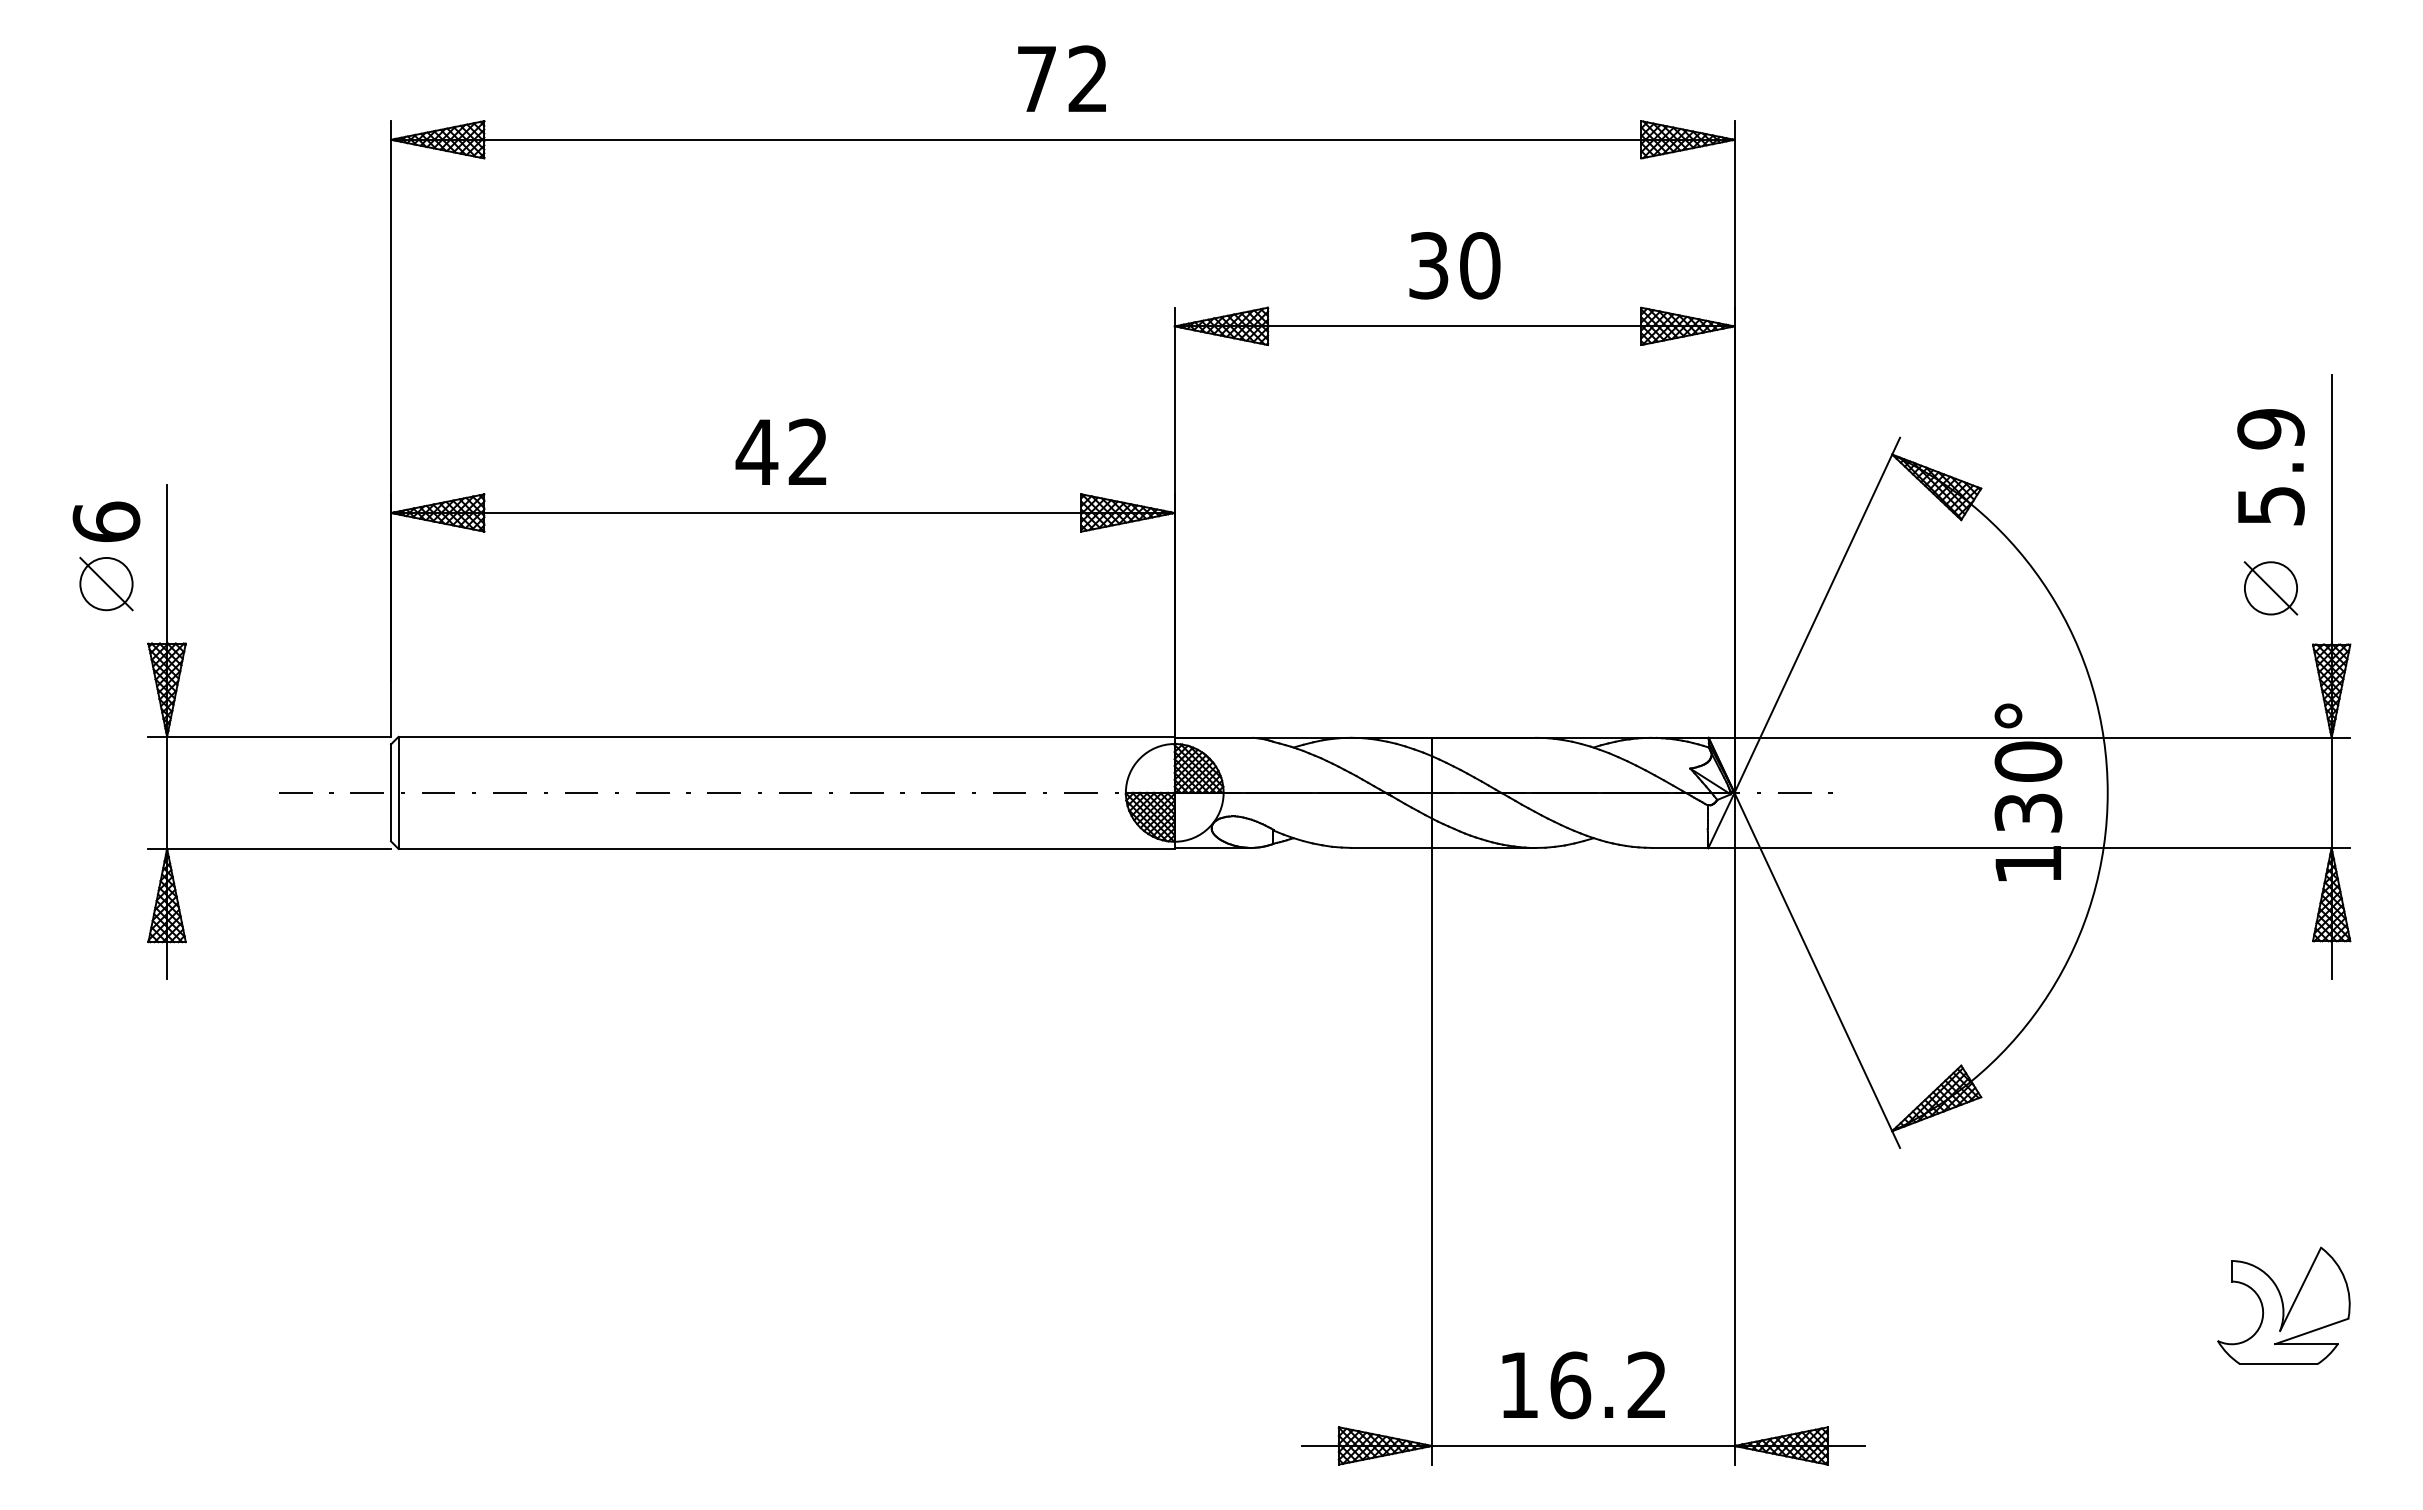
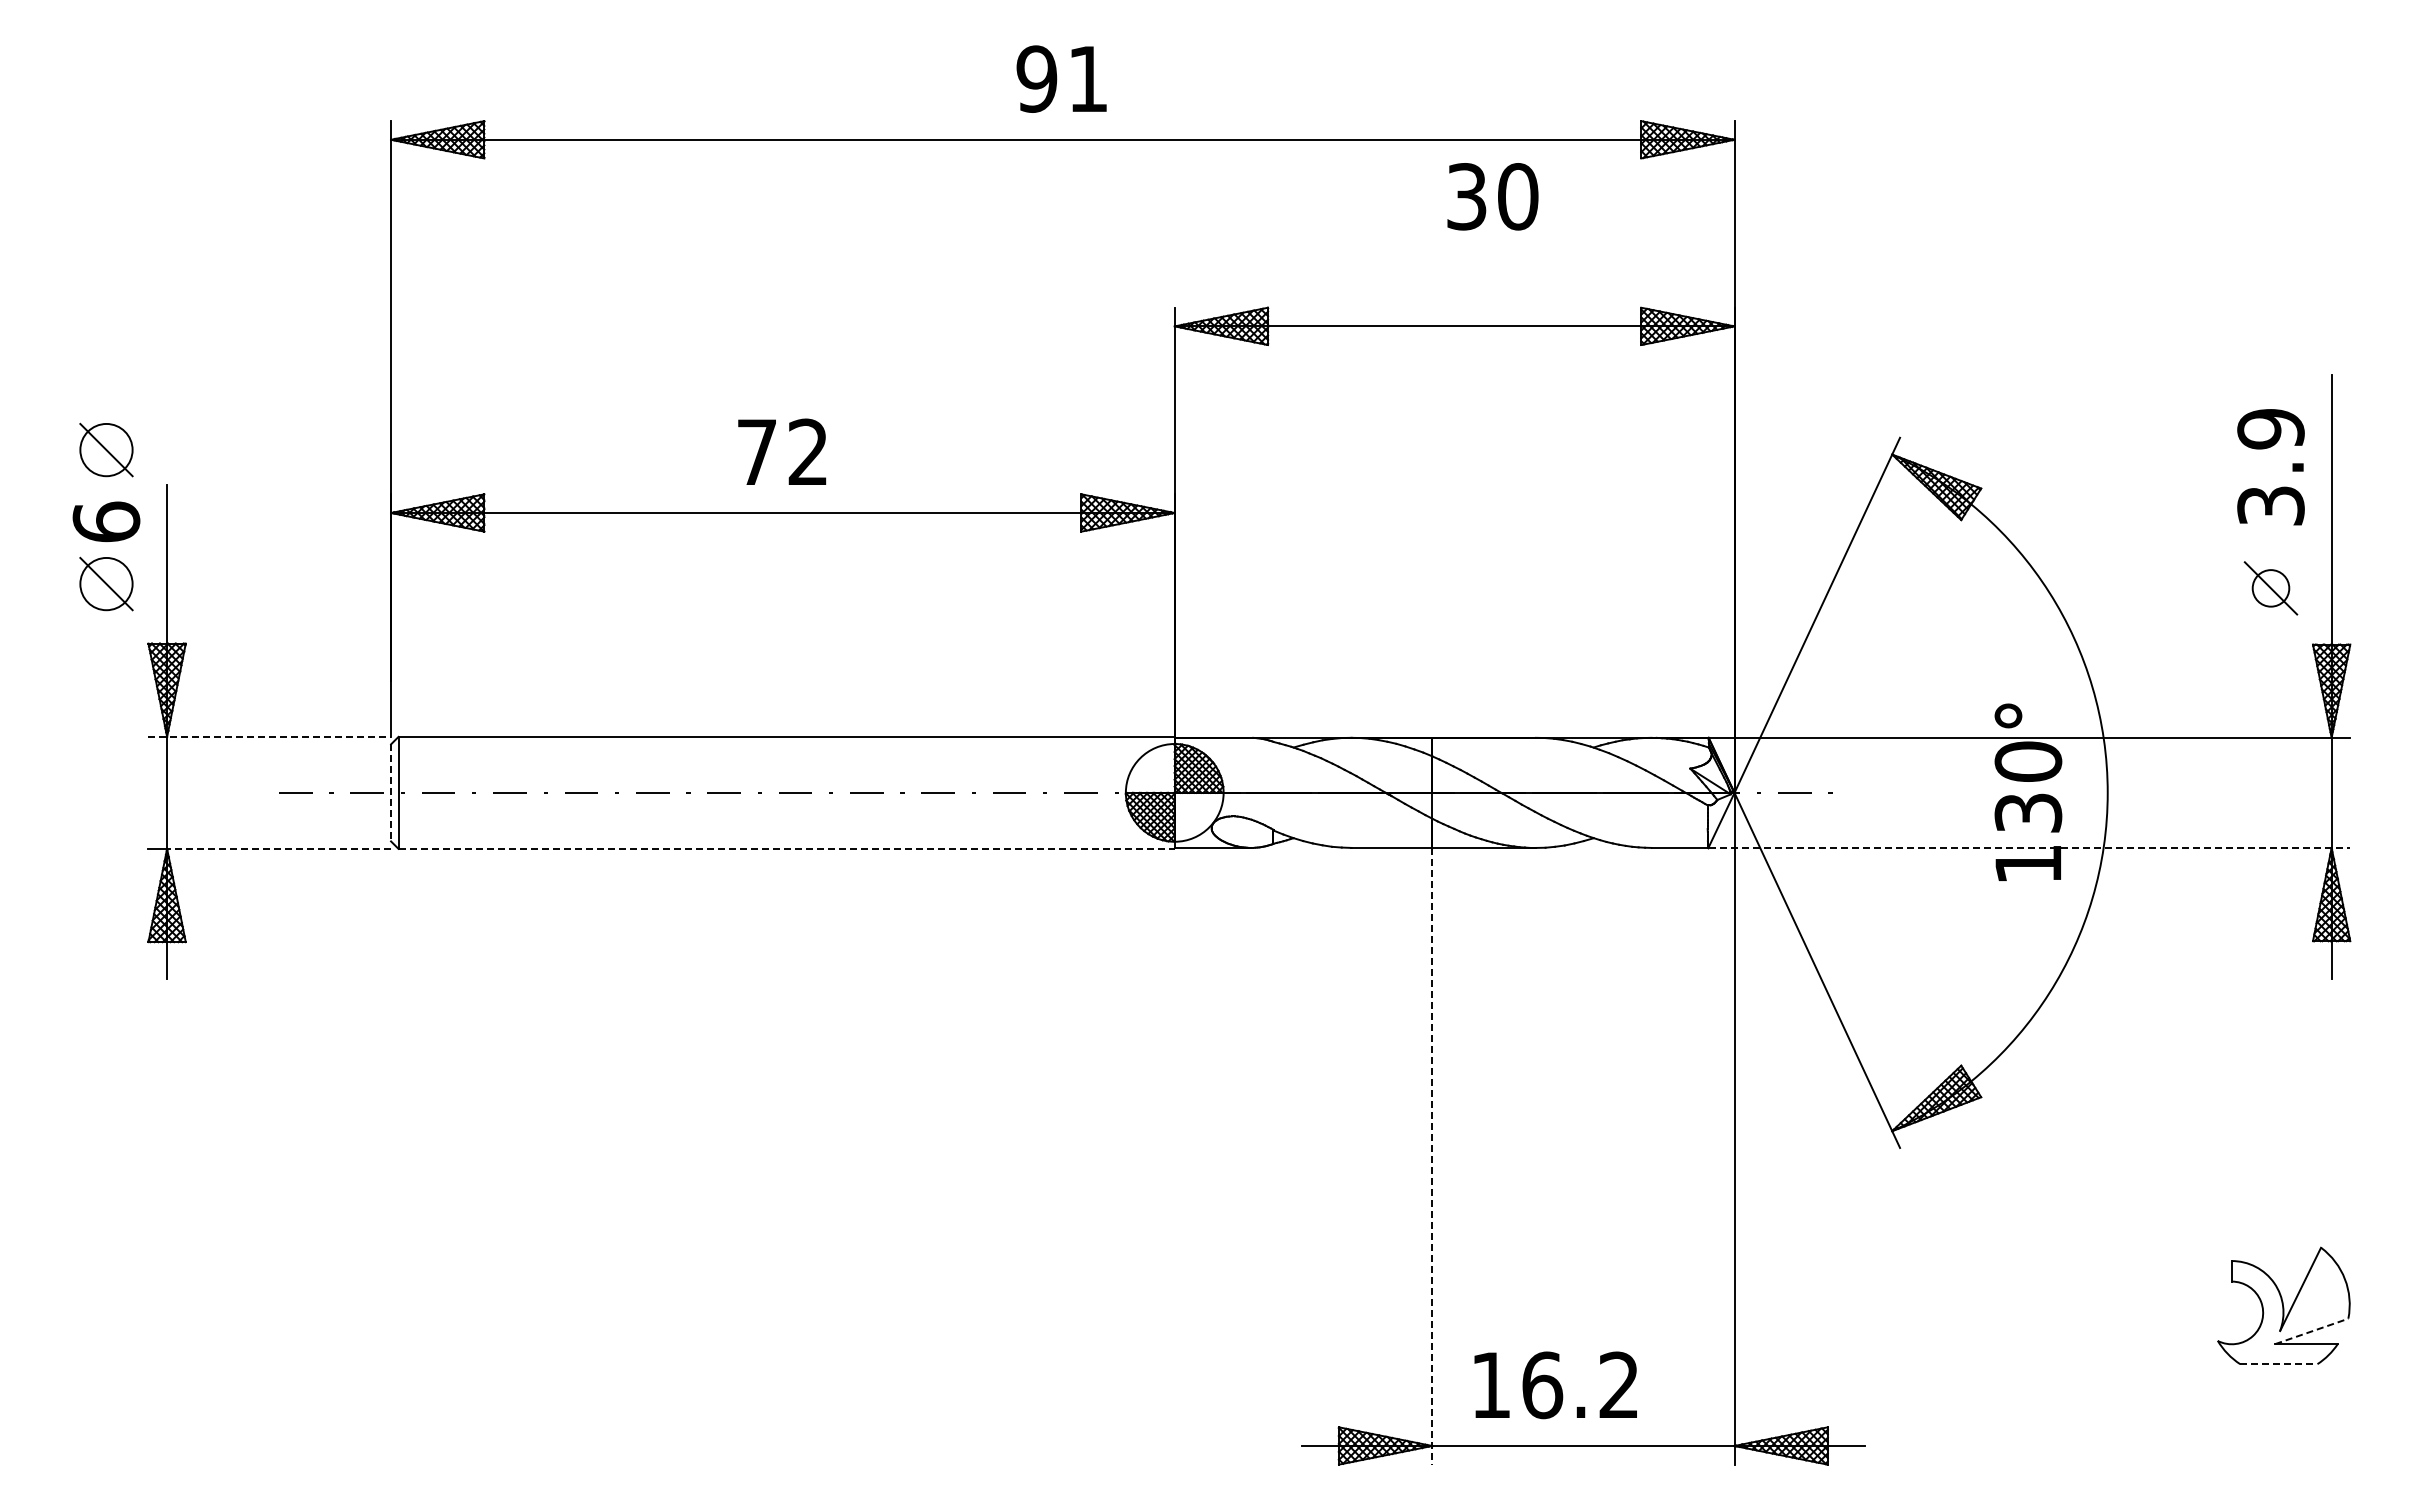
text: 72 -> 91 (1061, 78)
text position: (1454, 265) -> (1492, 196) (1492, 196)
part: none -> present (106, 449)
text: 42 -> 72 (756, 451)
text: 5.9 -> 3.9 (2270, 505)
circle diameter: 52 px -> 37 px (2270, 588)
line: solid -> dashed (270, 736)
line: solid -> dashed (391, 792)
line: solid -> dashed (2029, 847)
line: solid -> dashed (279, 848)
line: solid -> dashed (787, 848)
line: solid -> dashed (1432, 1156)
line: solid -> dashed (2311, 1331)
line: solid -> dashed (2278, 1364)
text position: (1583, 1385) -> (1555, 1385) (1555, 1385)
